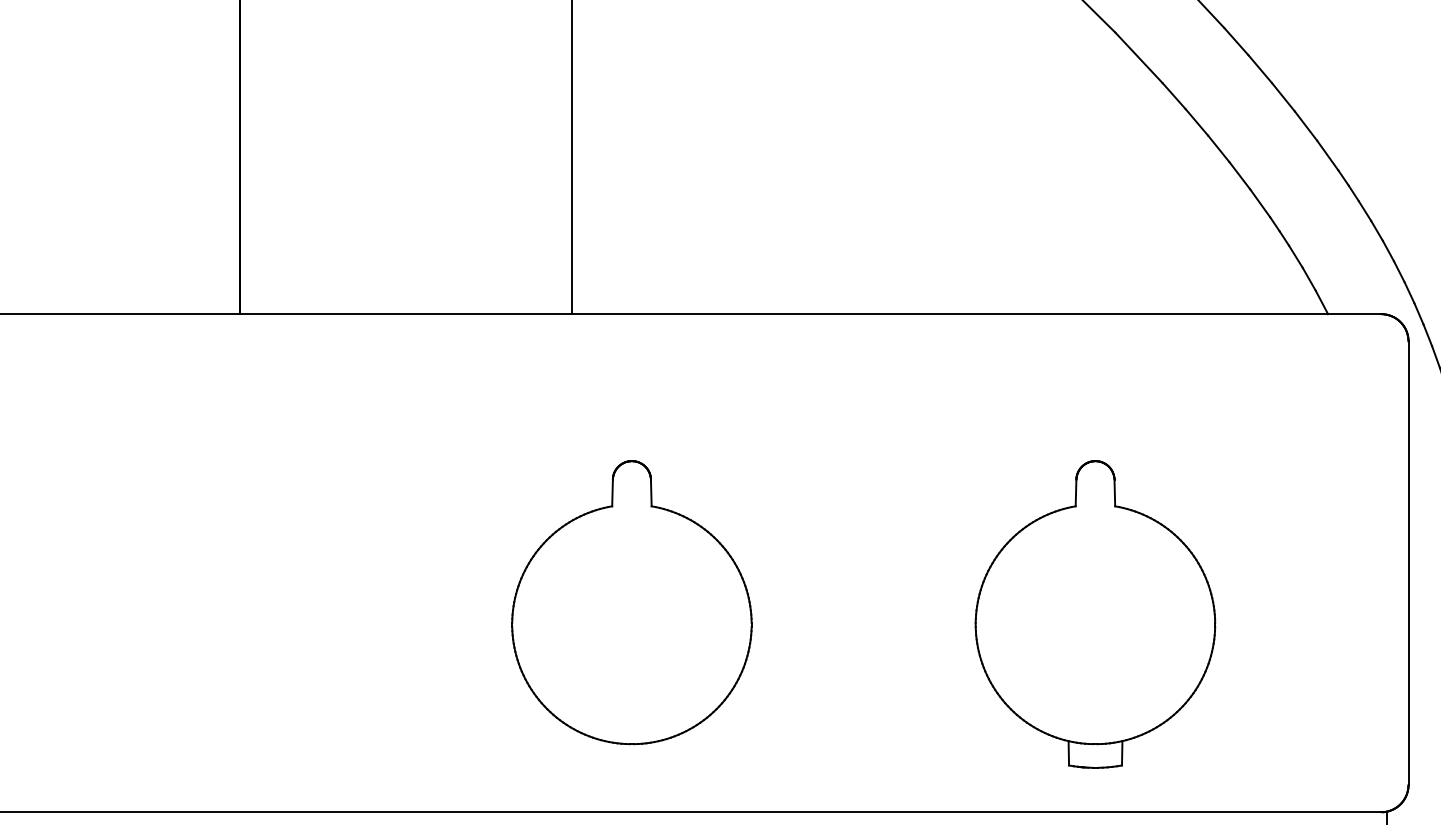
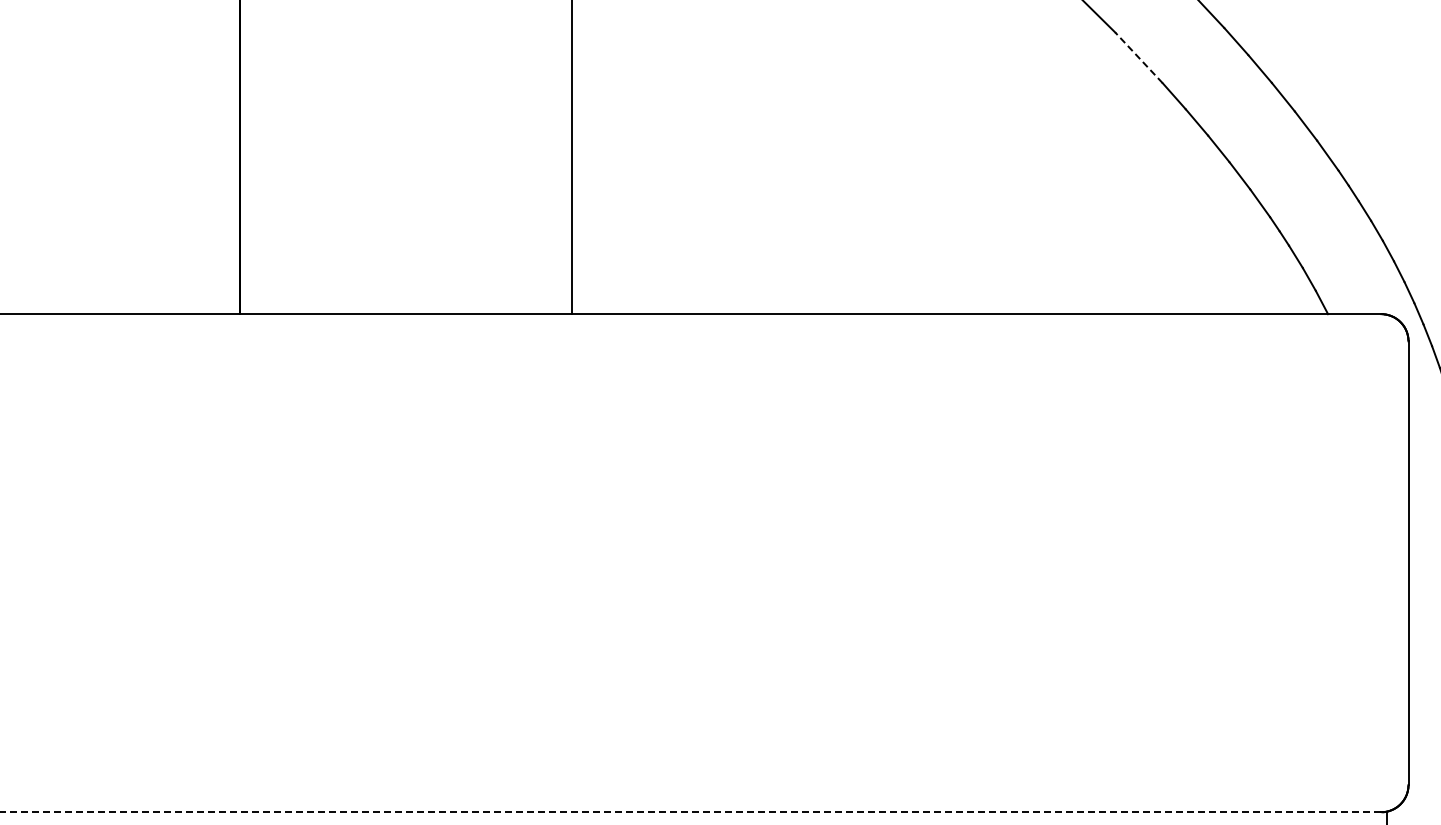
line: solid -> dashed (1139, 57)
part: present -> none (631, 602)
part: present -> none (1095, 614)
line: solid -> dashed (690, 812)
